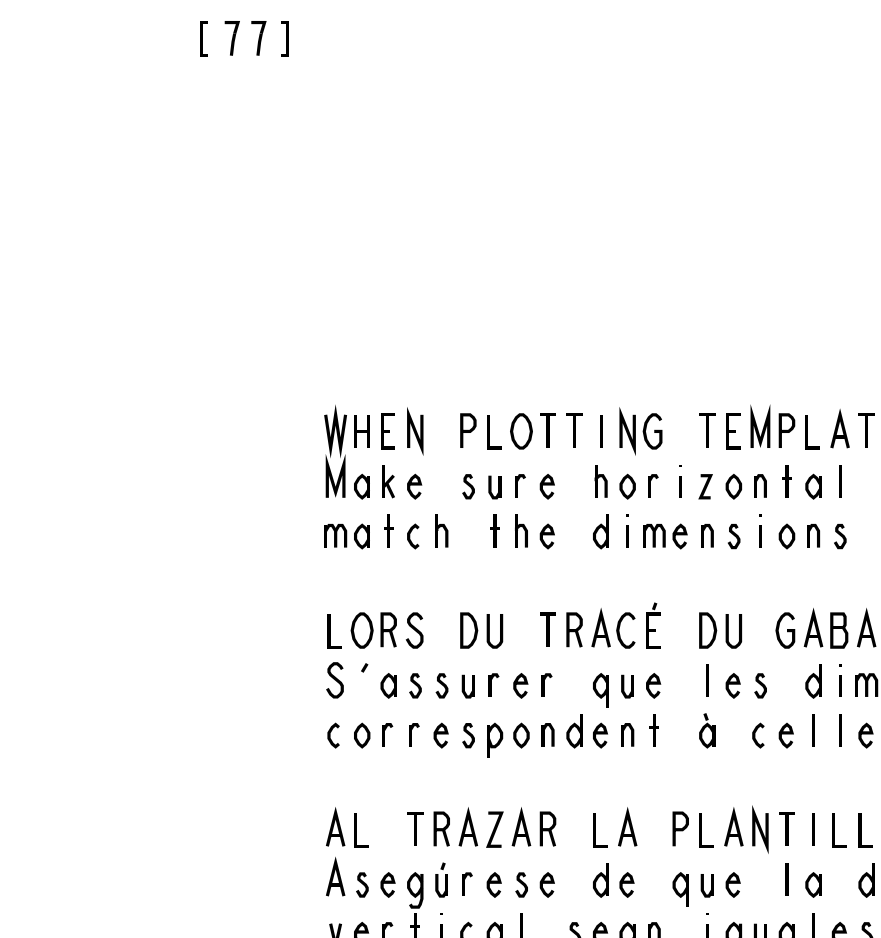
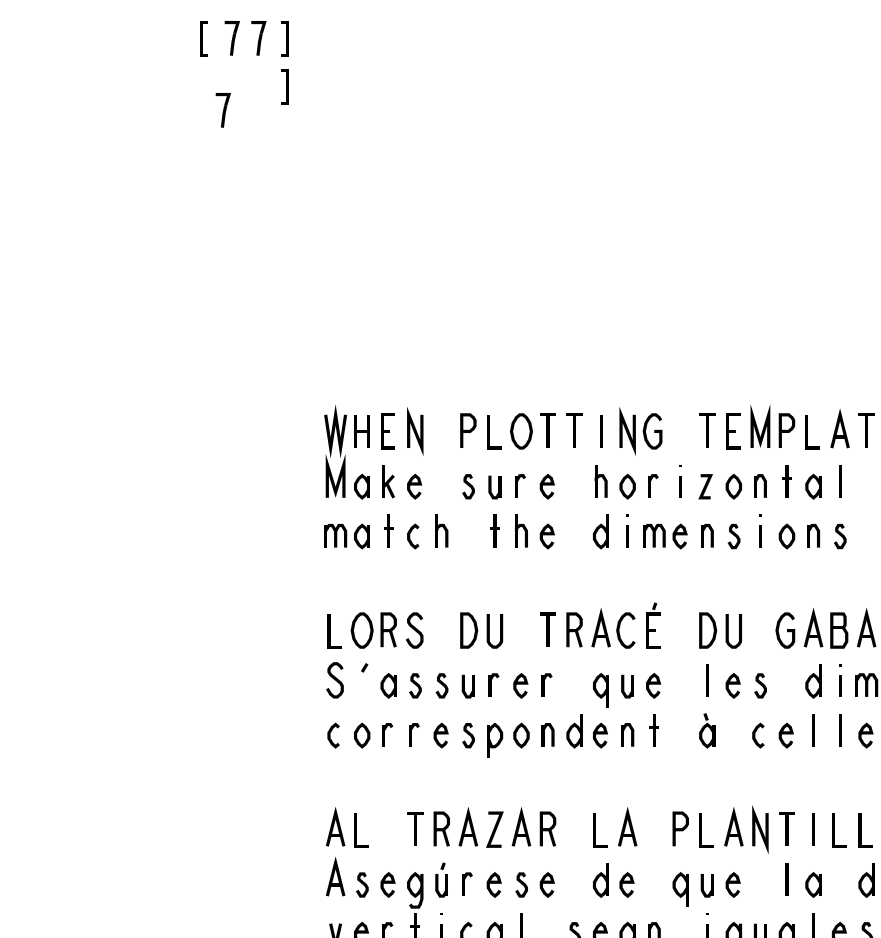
line: none -> present (286, 86)
part: none -> present (222, 110)
